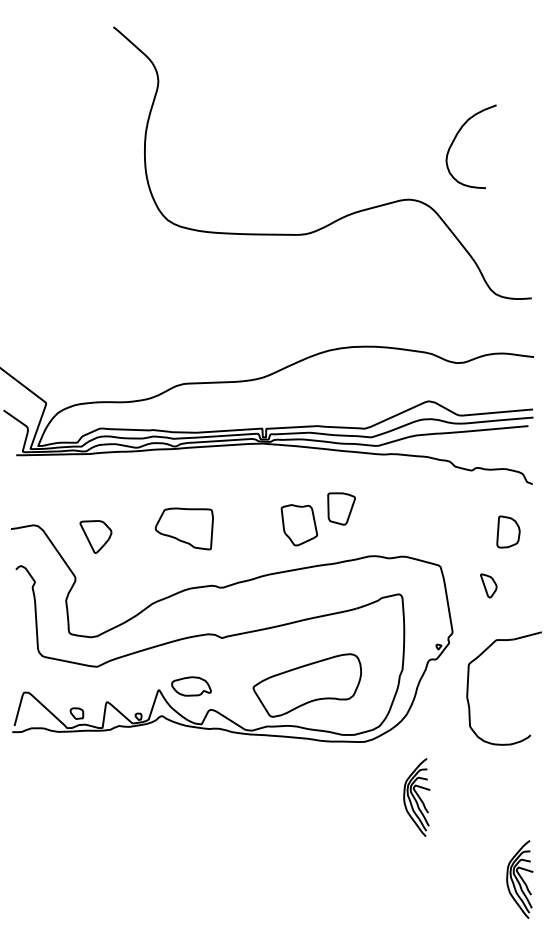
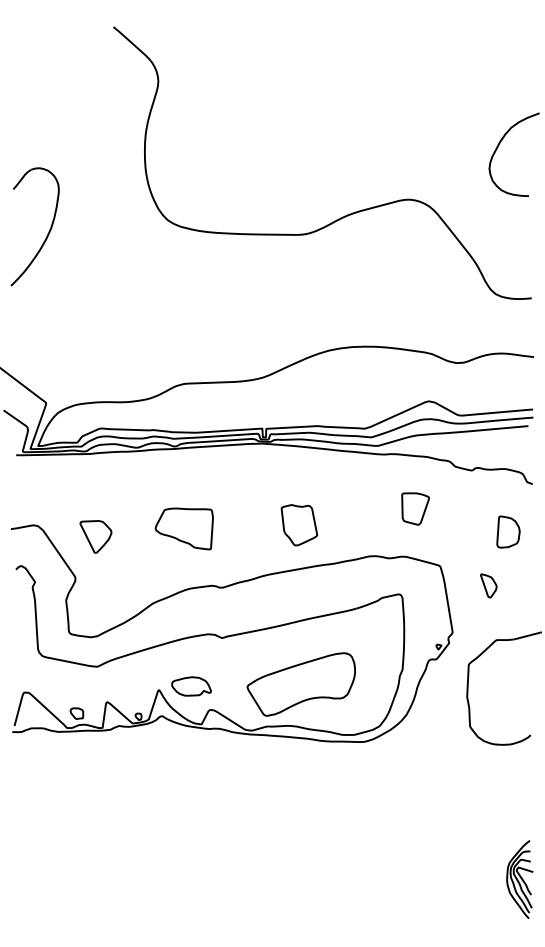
curve position: (455, 139) -> (498, 147) (498, 147)
part: none -> present (47, 233)
part position: (341, 508) -> (415, 508) (415, 508)
part position: (306, 685) -> (300, 684) (300, 684)
part: present -> none (416, 797)
